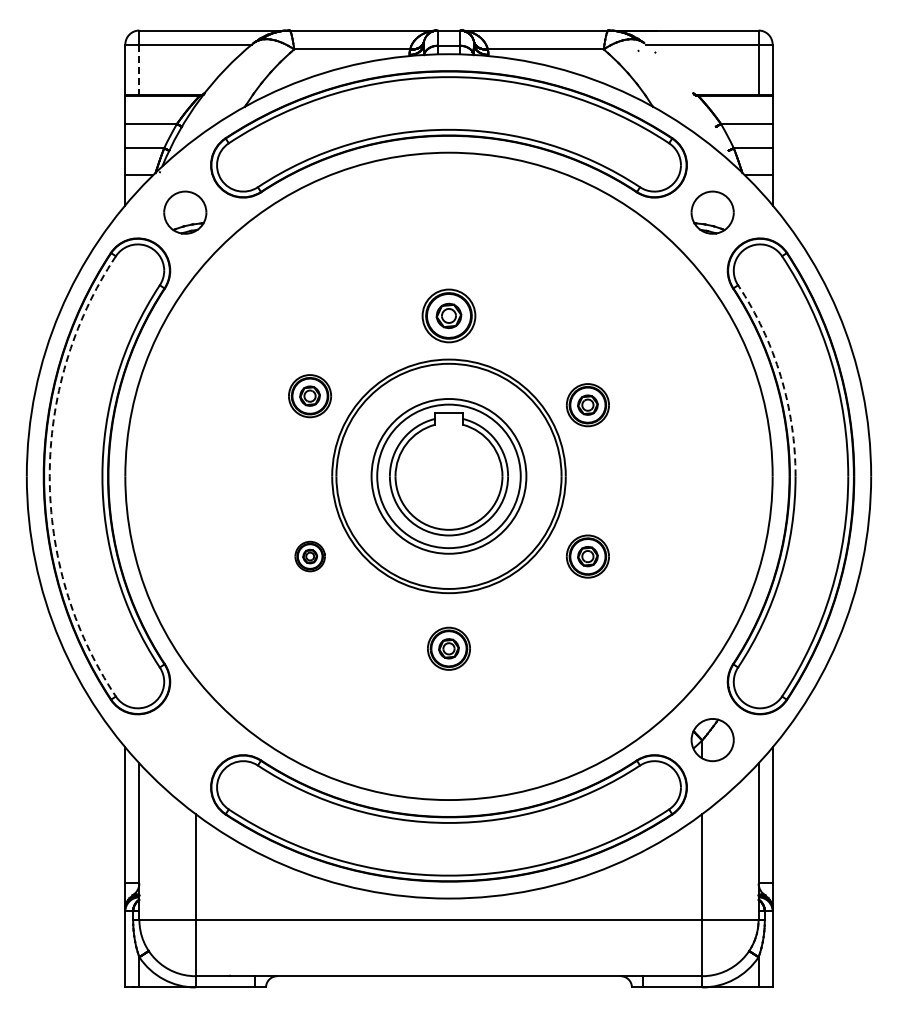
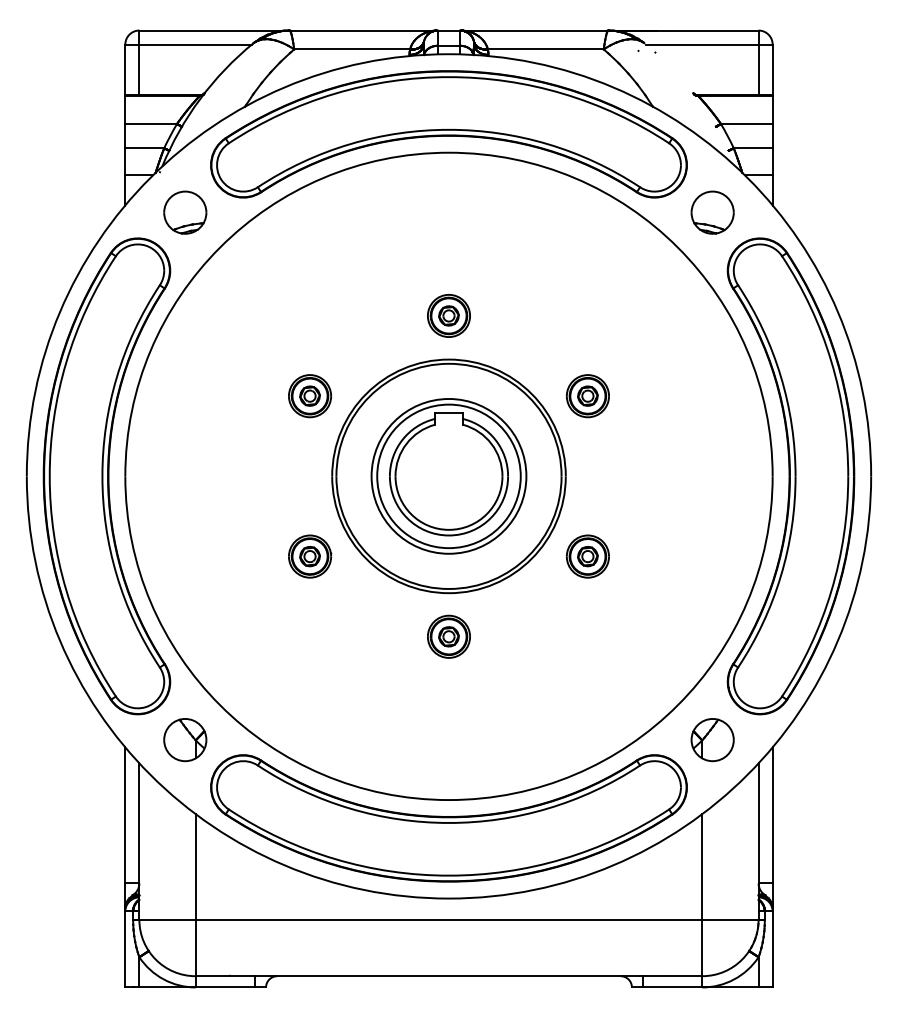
line: dashed -> solid (139, 70)
part size: 56x56 px -> 44x44 px (448, 315)
arc: dashed -> solid (780, 376)
part position: (587, 405) -> (587, 396) (587, 396)
arc: dashed -> solid (49, 476)
part size: 32x33 px -> 45x45 px (310, 556)
part position: (448, 648) -> (448, 636) (448, 636)
part: none -> present (185, 740)
